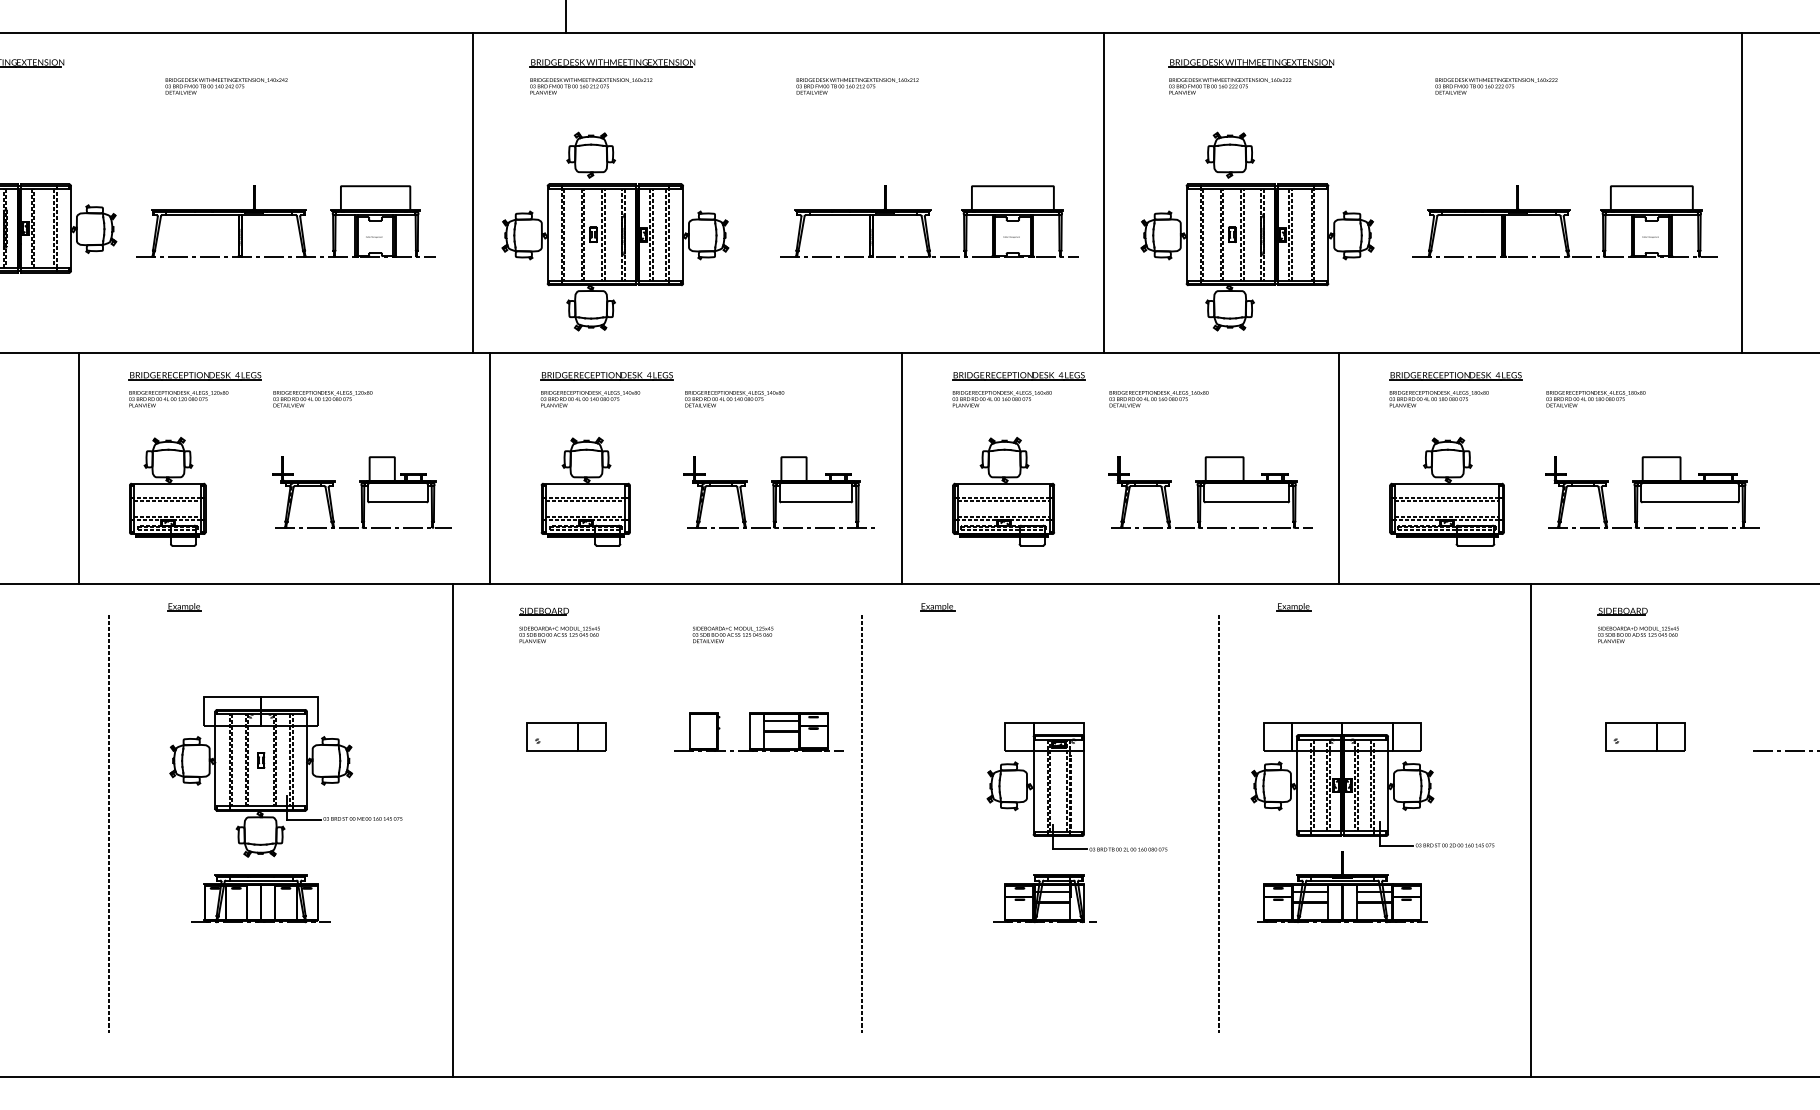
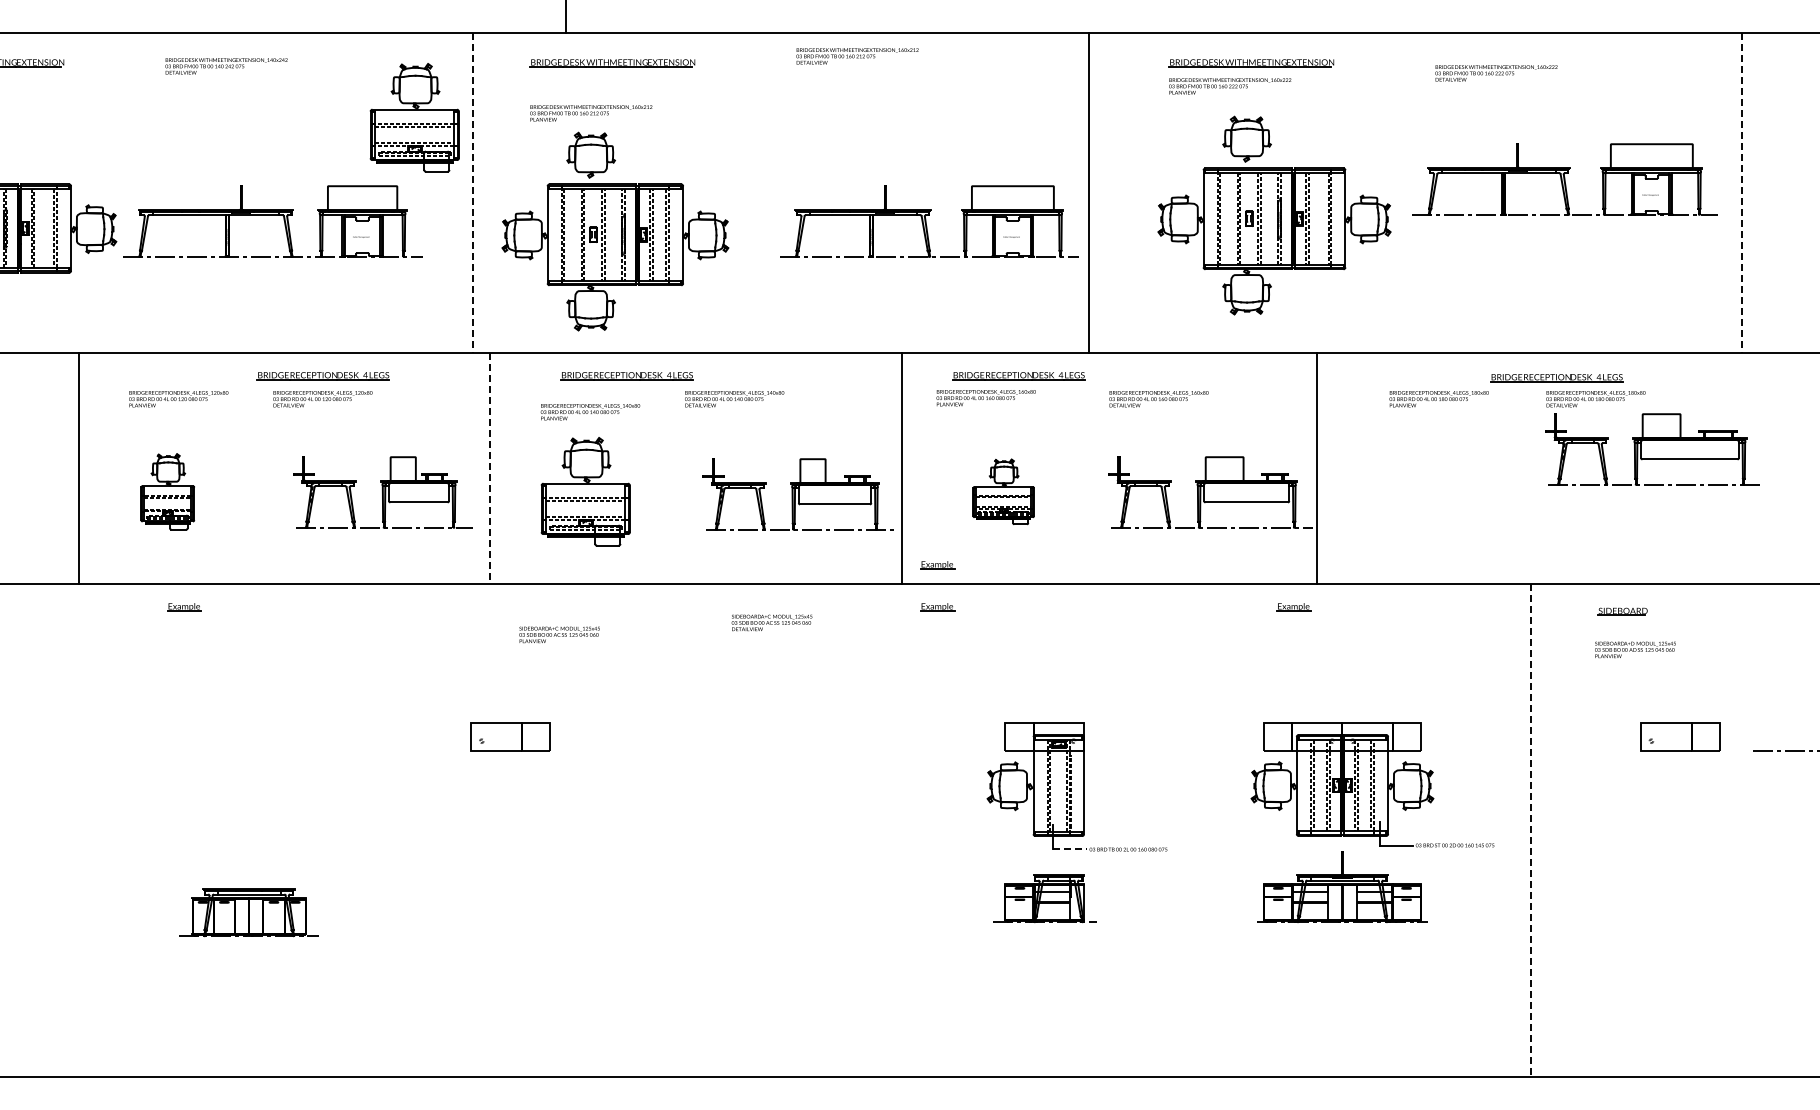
text position: (226, 86) -> (226, 66) (226, 66)
text position: (591, 86) -> (591, 113) (591, 113)
text position: (857, 86) -> (857, 56) (857, 56)
text position: (1496, 86) -> (1496, 73) (1496, 73)
part: none -> present (414, 117)
line: solid -> dashed (472, 193)
line position: (1103, 193) -> (1088, 193) (1088, 193)
line: solid -> dashed (1742, 193)
part position: (285, 221) -> (272, 221) (272, 221)
part position: (1564, 221) -> (1564, 179) (1564, 179)
part position: (1257, 231) -> (1274, 215) (1274, 215)
part position: (194, 376) -> (322, 376) (322, 376)
part position: (606, 376) -> (626, 376) (626, 376)
part position: (1455, 376) -> (1556, 378) (1556, 378)
text position: (590, 399) -> (590, 412) (590, 412)
text position: (1001, 399) -> (985, 398) (985, 398)
line: solid -> dashed (489, 468)
line position: (1338, 468) -> (1316, 468) (1316, 468)
part size: 78x110 px -> 56x78 px (167, 491)
part size: 103x110 px -> 63x68 px (1003, 491)
part: present -> none (1446, 491)
part position: (361, 492) -> (382, 492) (382, 492)
part position: (778, 492) -> (797, 494) (797, 494)
part position: (1652, 492) -> (1652, 449) (1652, 449)
part: none -> present (937, 565)
part: present -> none (543, 611)
text position: (732, 634) -> (771, 622) (771, 622)
text position: (1638, 634) -> (1635, 649) (1635, 649)
part: present -> none (758, 731)
part position: (566, 736) -> (510, 736) (510, 736)
part position: (1645, 736) -> (1680, 736) (1680, 736)
part: present -> none (285, 776)
line: present -> none (109, 823)
line: present -> none (862, 823)
line: present -> none (1218, 823)
line: present -> none (452, 829)
line: solid -> dashed (1531, 830)
line: solid -> dashed (1070, 848)
part position: (260, 898) -> (248, 912) (248, 912)
